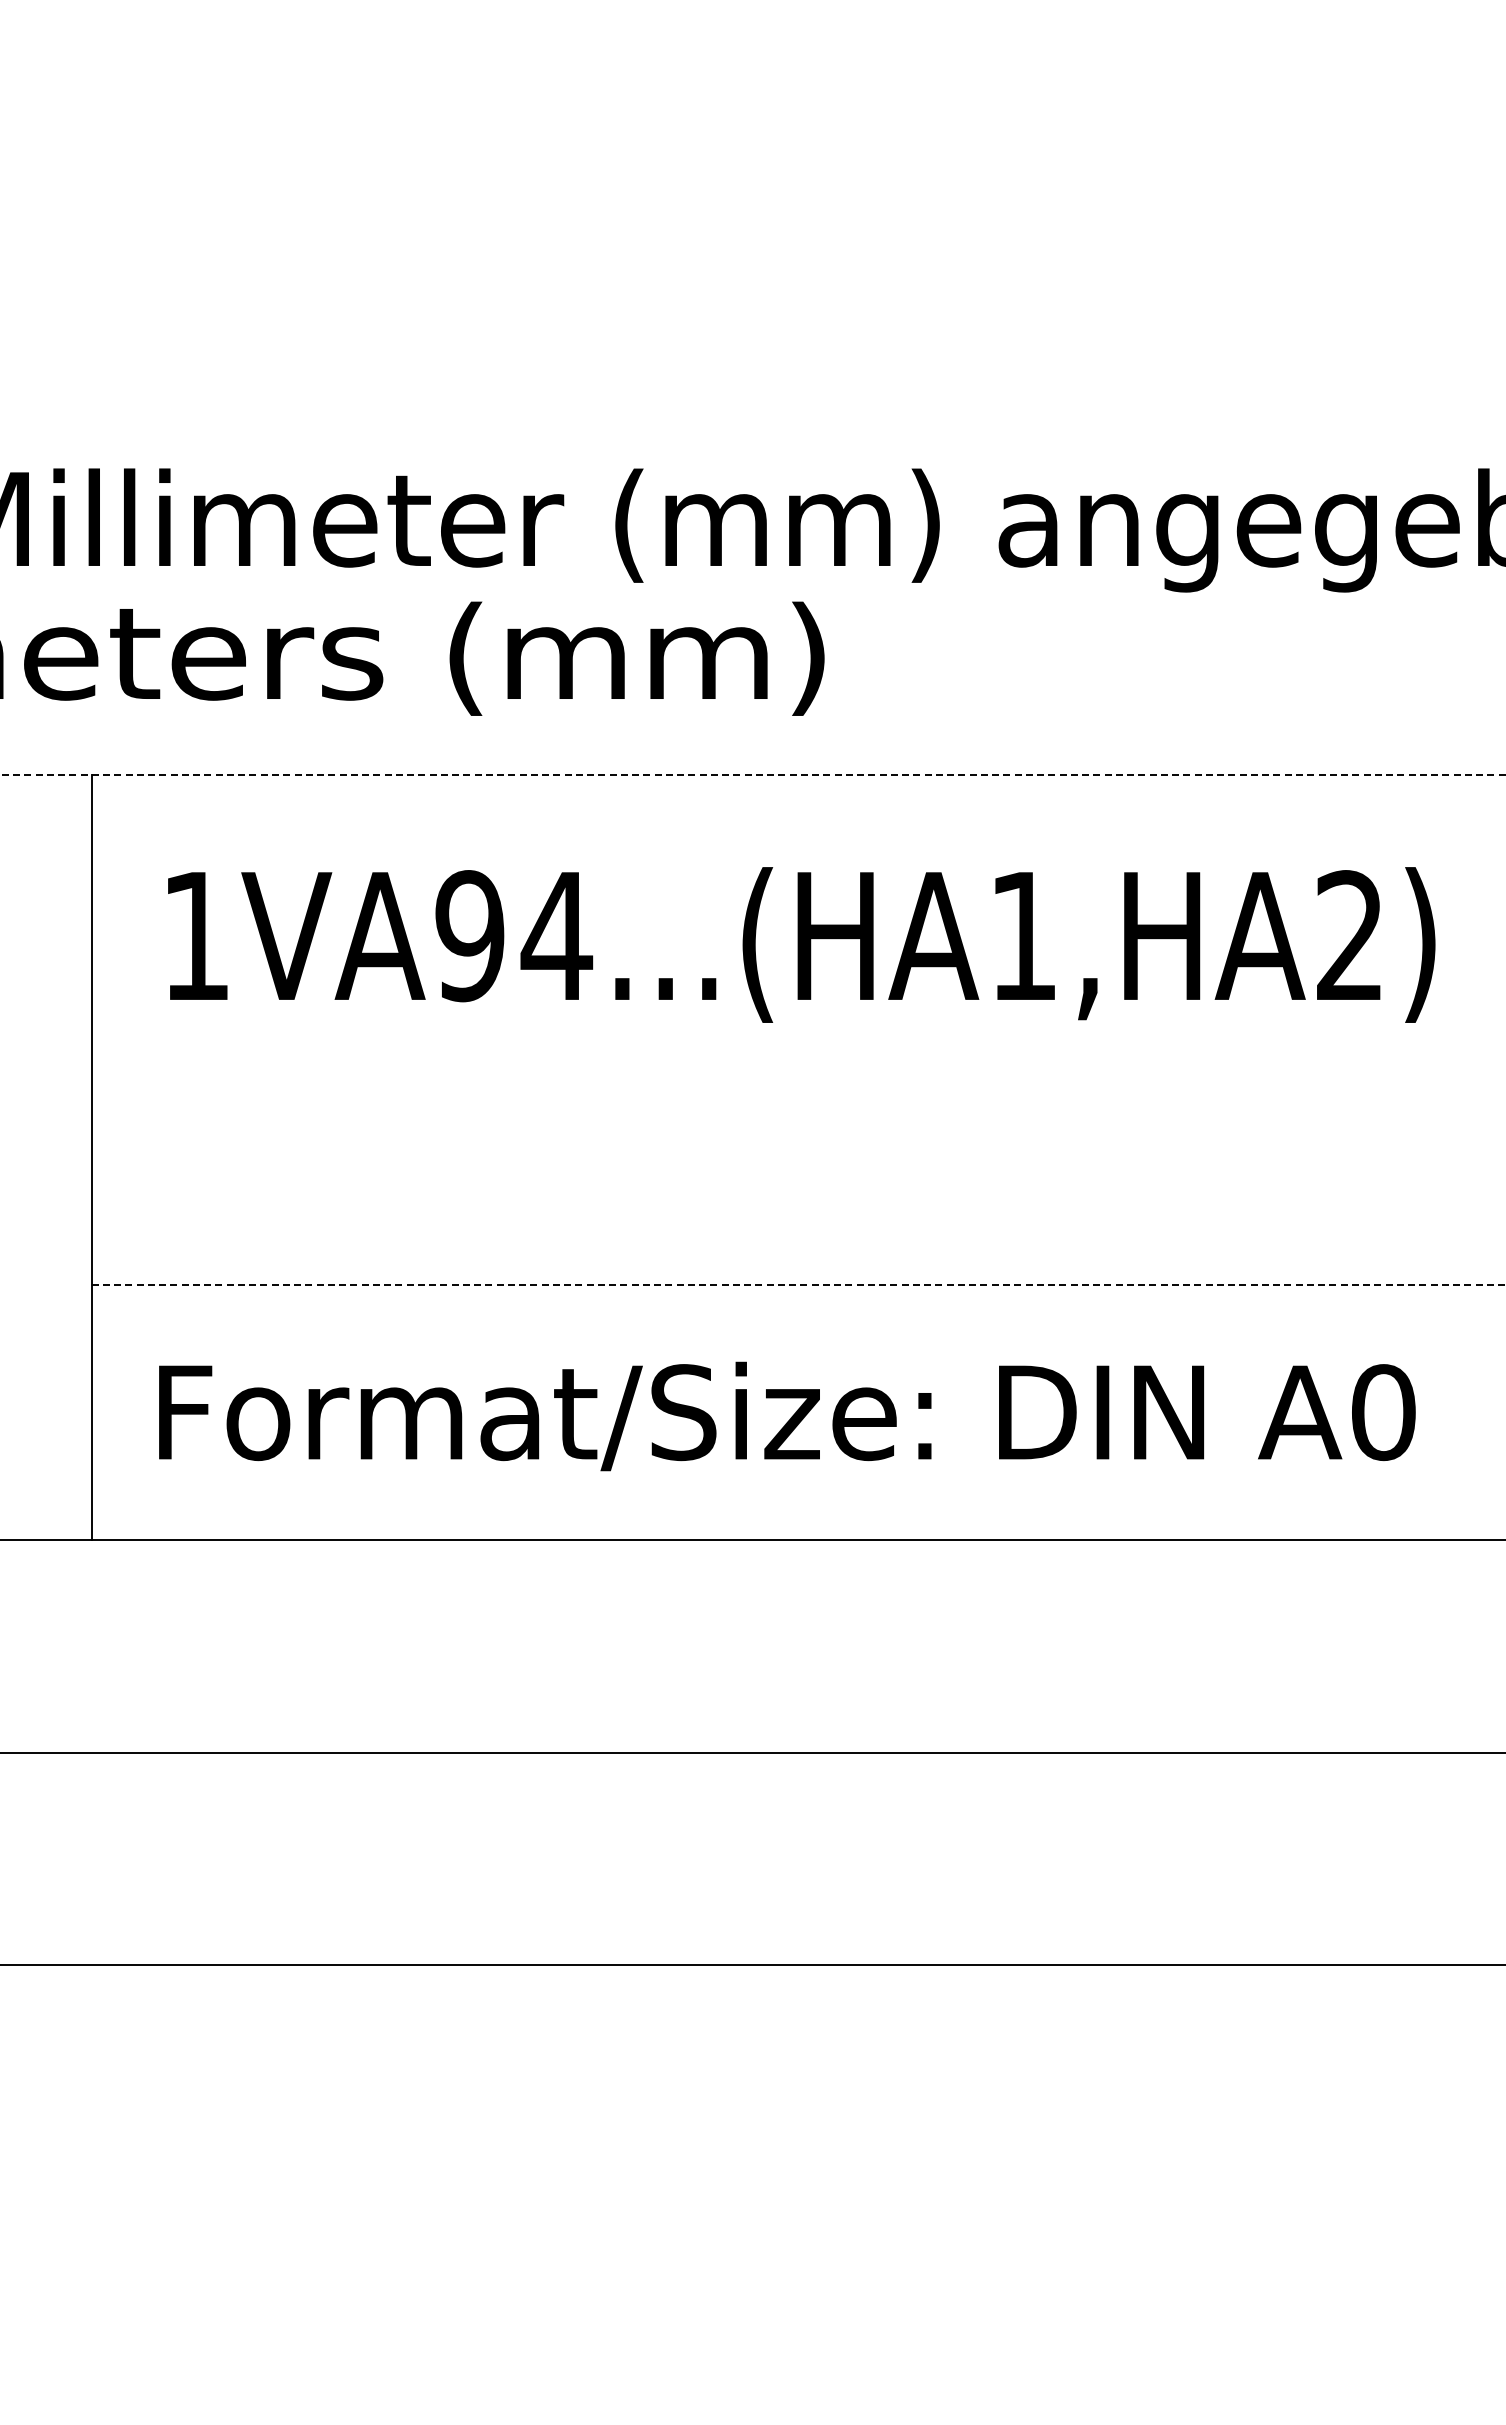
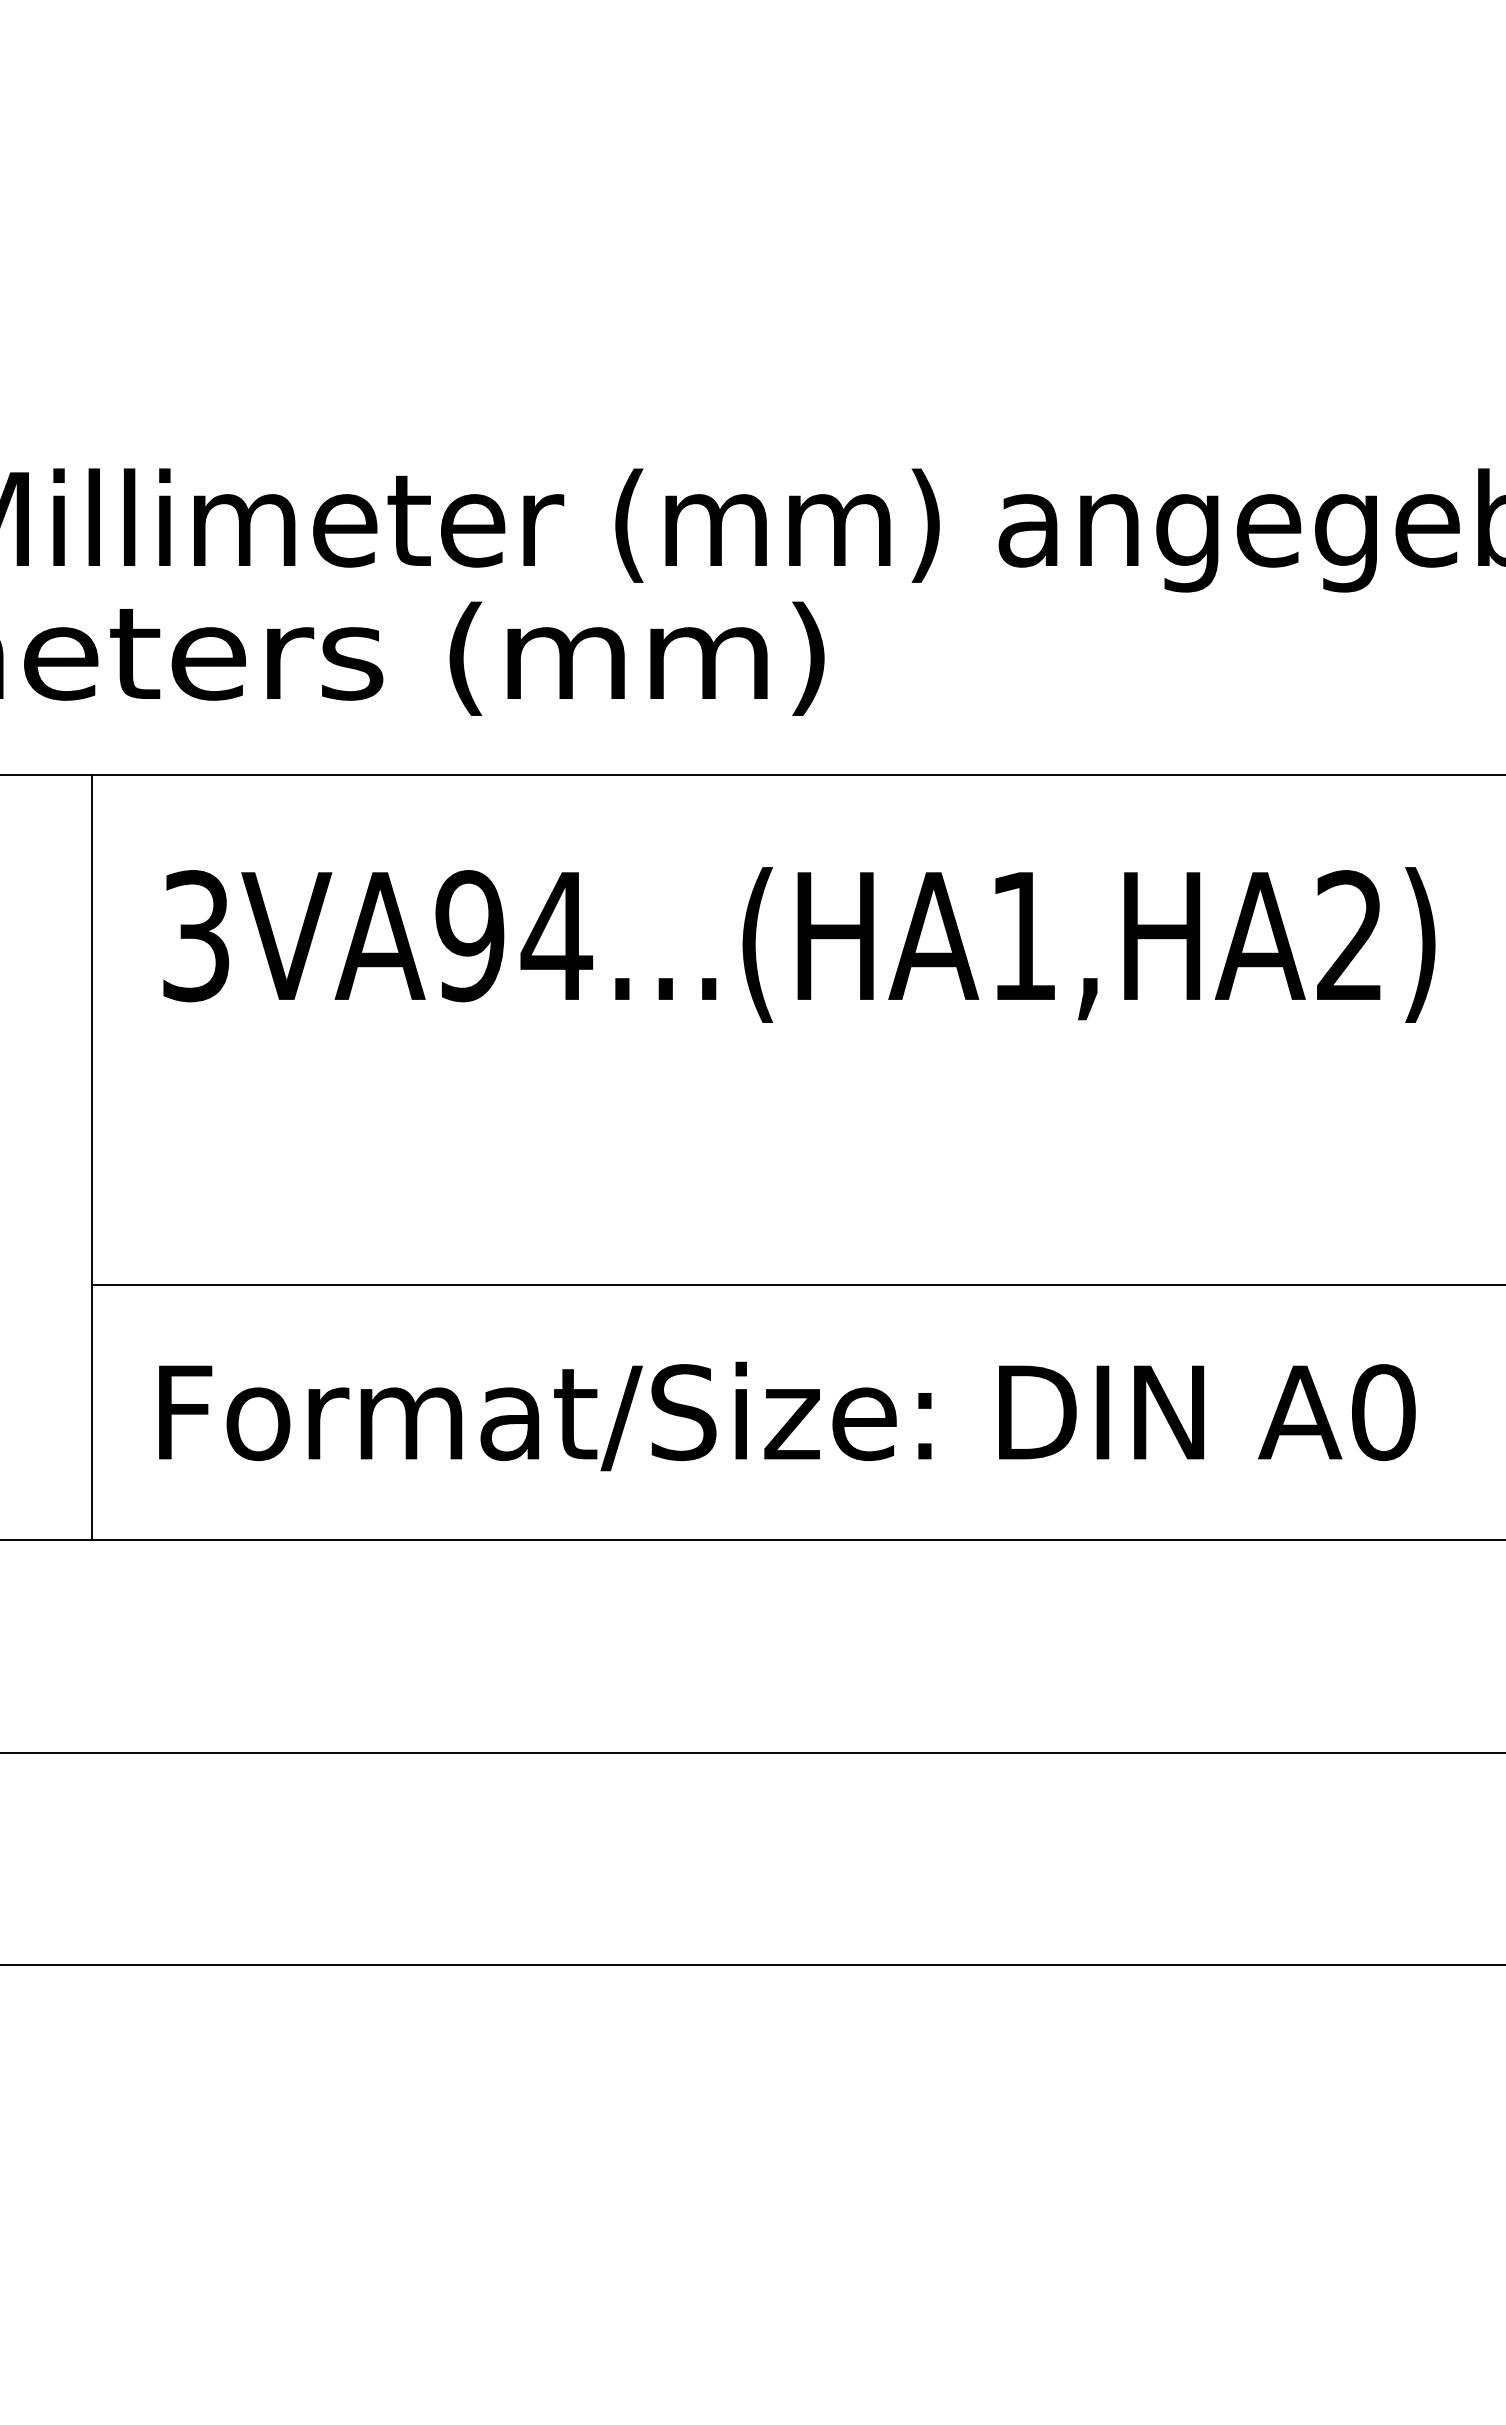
line: dashed -> solid (753, 774)
text: 1VA94...(HA1,HA2) -> 3VA94...(HA1,HA2) (196, 936)
line: dashed -> solid (798, 1284)
